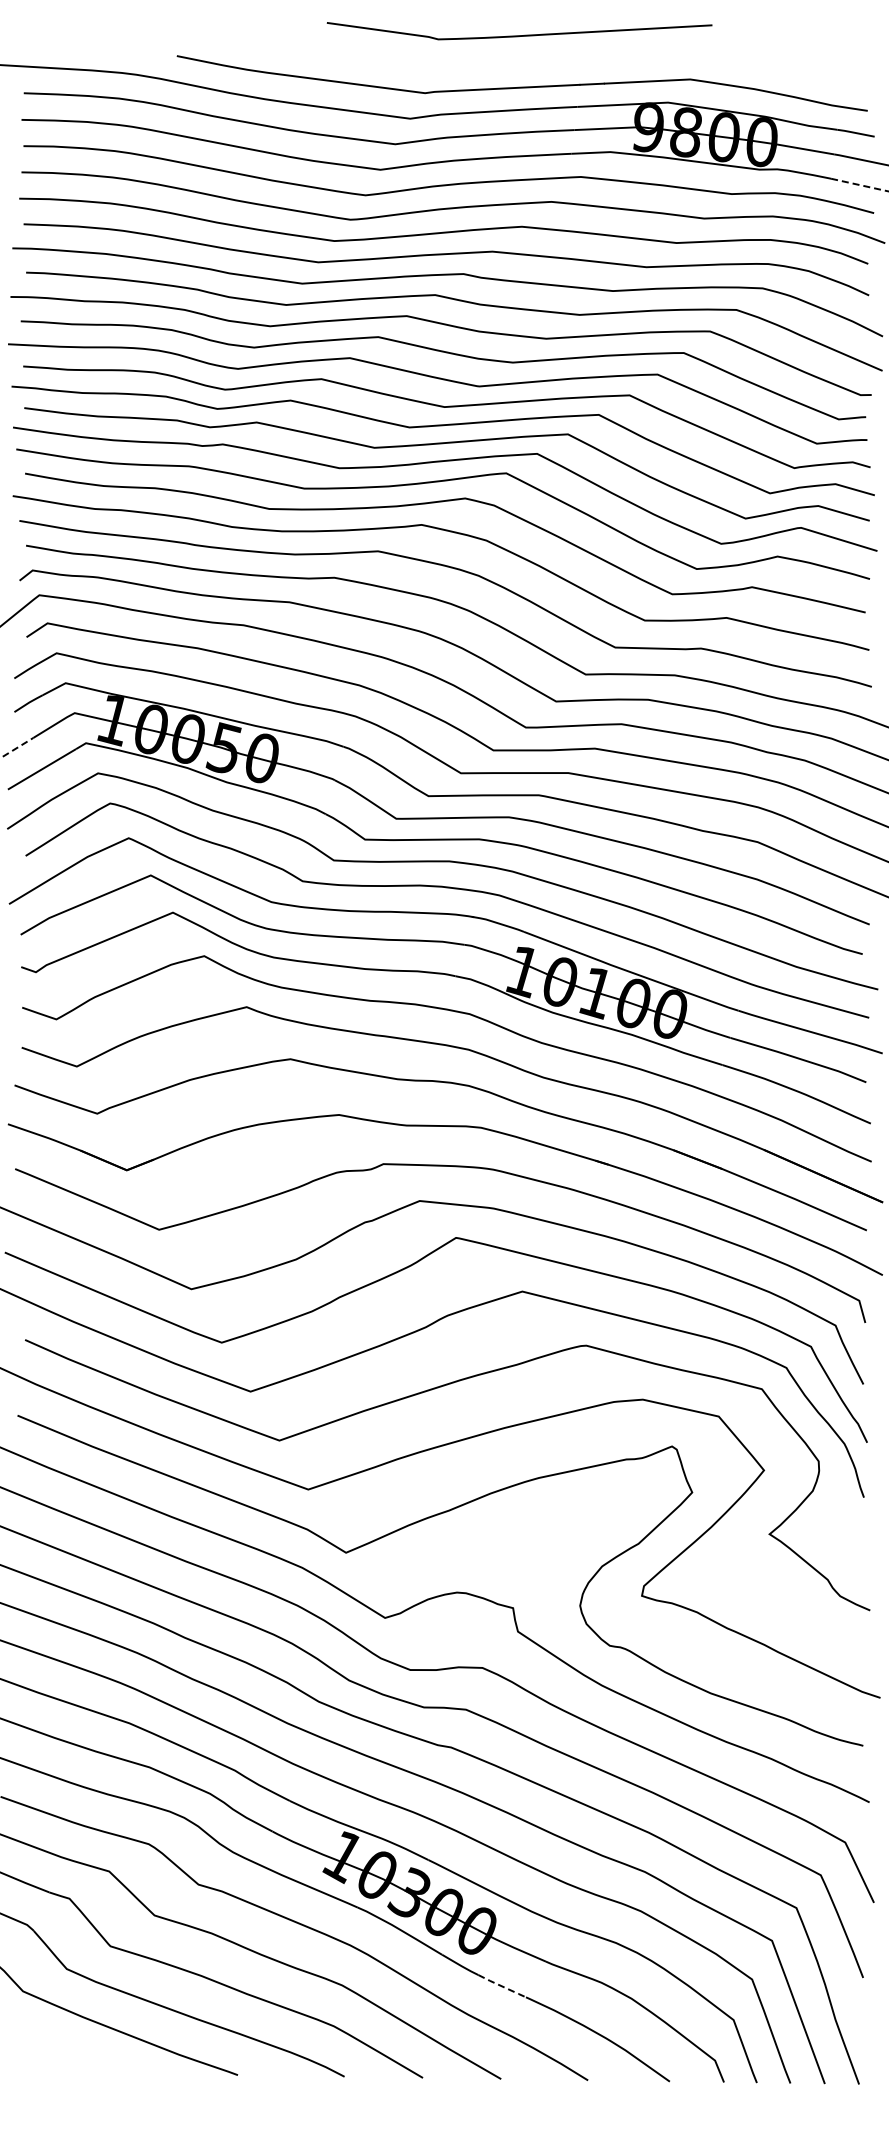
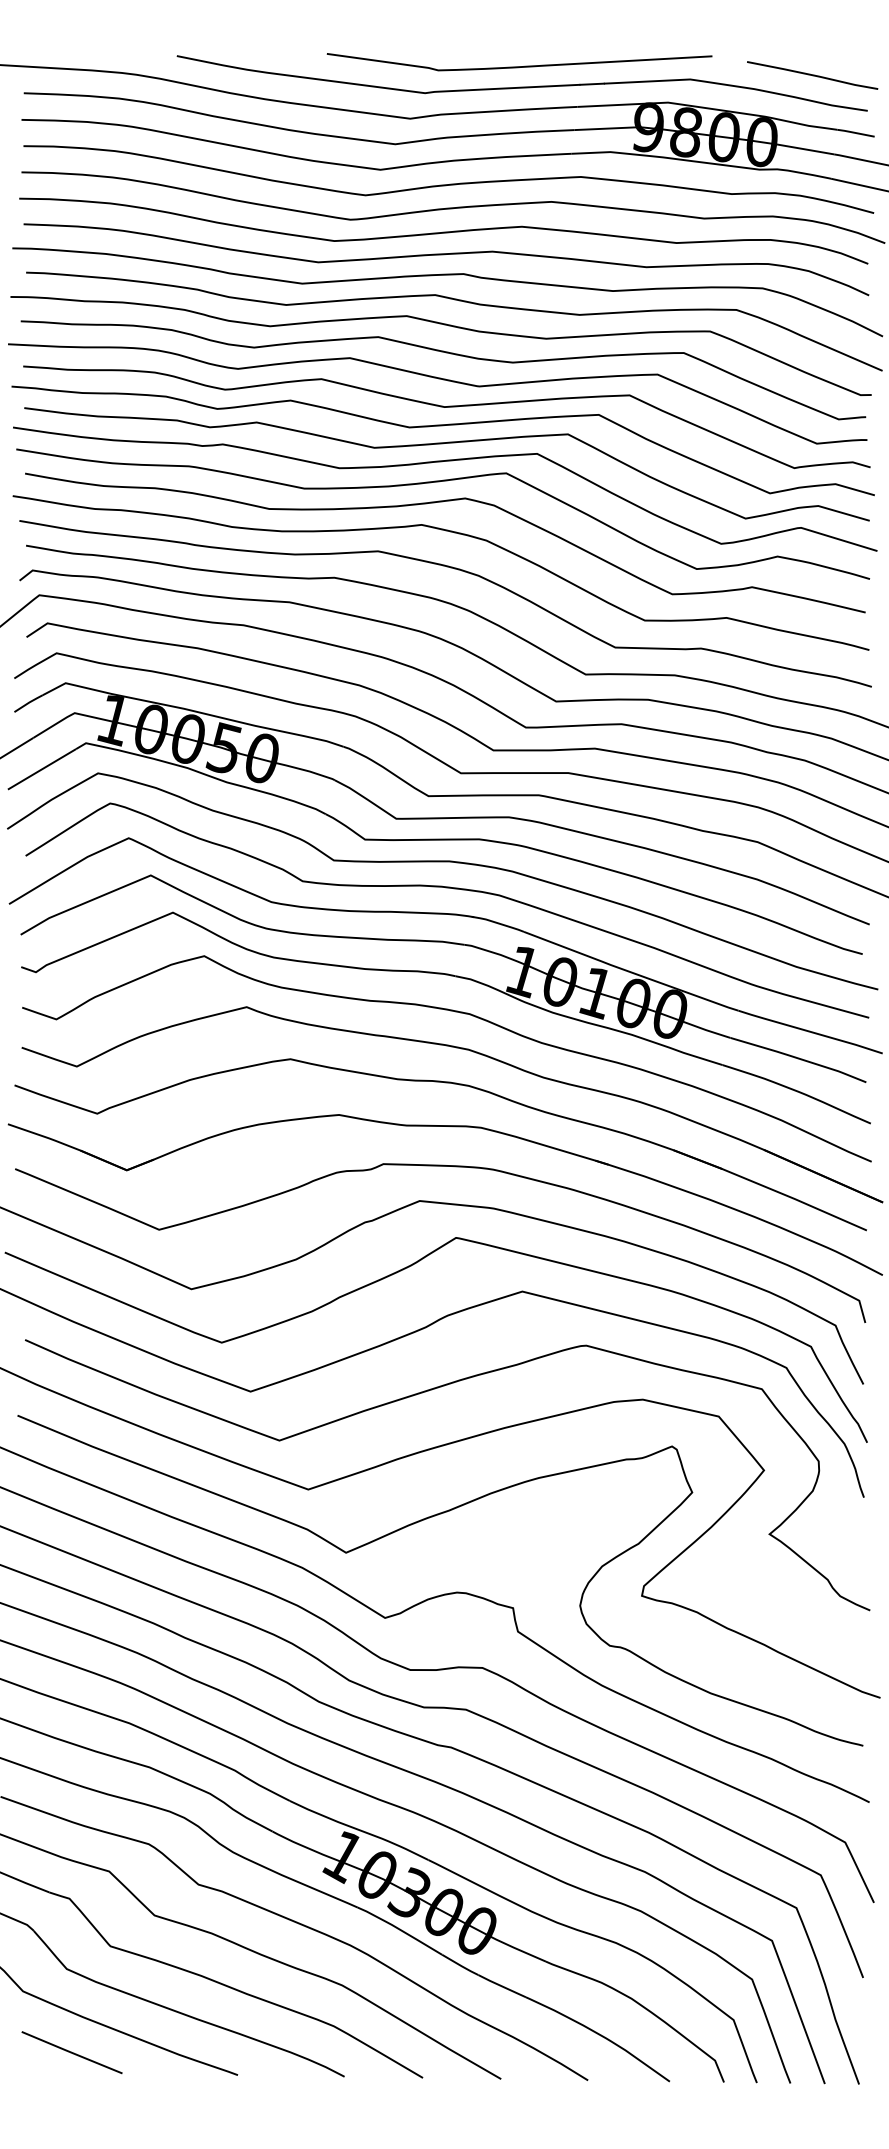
curve position: (519, 35) -> (519, 66) (519, 66)
line: none -> present (812, 75)
line: dashed -> solid (860, 185)
line: dashed -> solid (17, 747)
line: dashed -> solid (502, 1986)
line: none -> present (71, 2052)
